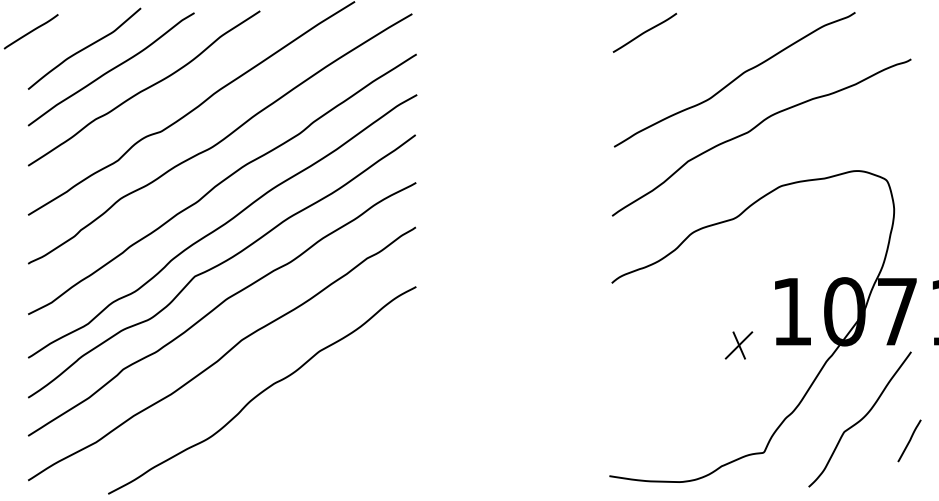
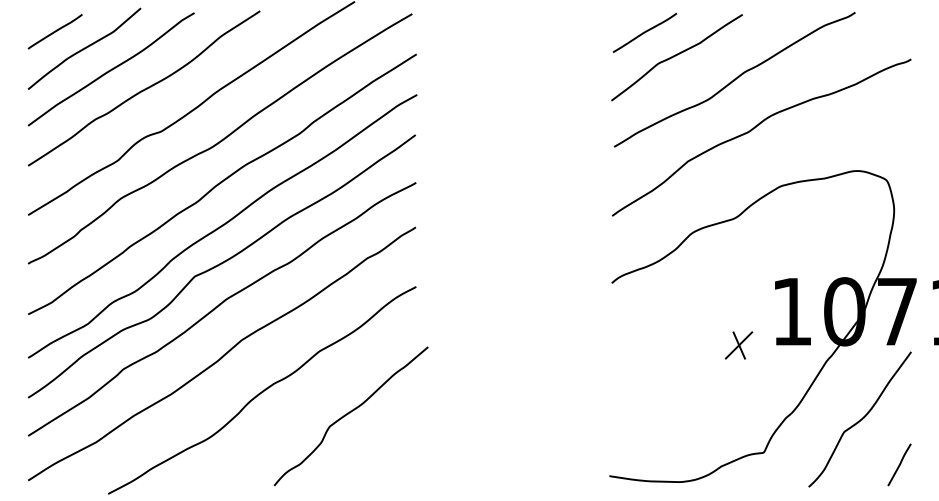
line position: (30, 31) -> (54, 31) (54, 31)
curve: none -> present (676, 56)
curve: none -> present (348, 414)
line position: (909, 440) -> (899, 464) (899, 464)
